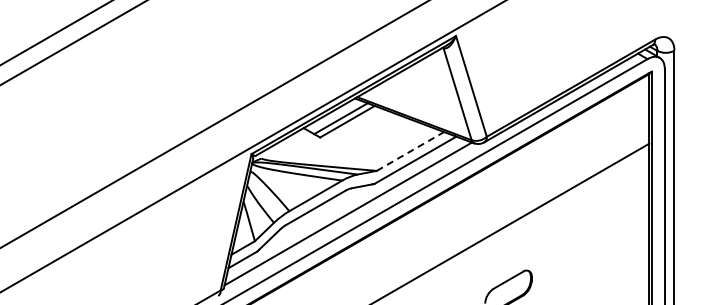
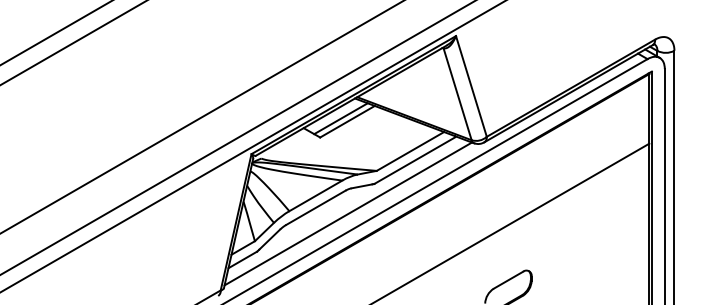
line position: (214, 124) -> (201, 117) (201, 117)
line: none -> present (237, 137)
line: dashed -> solid (410, 151)
